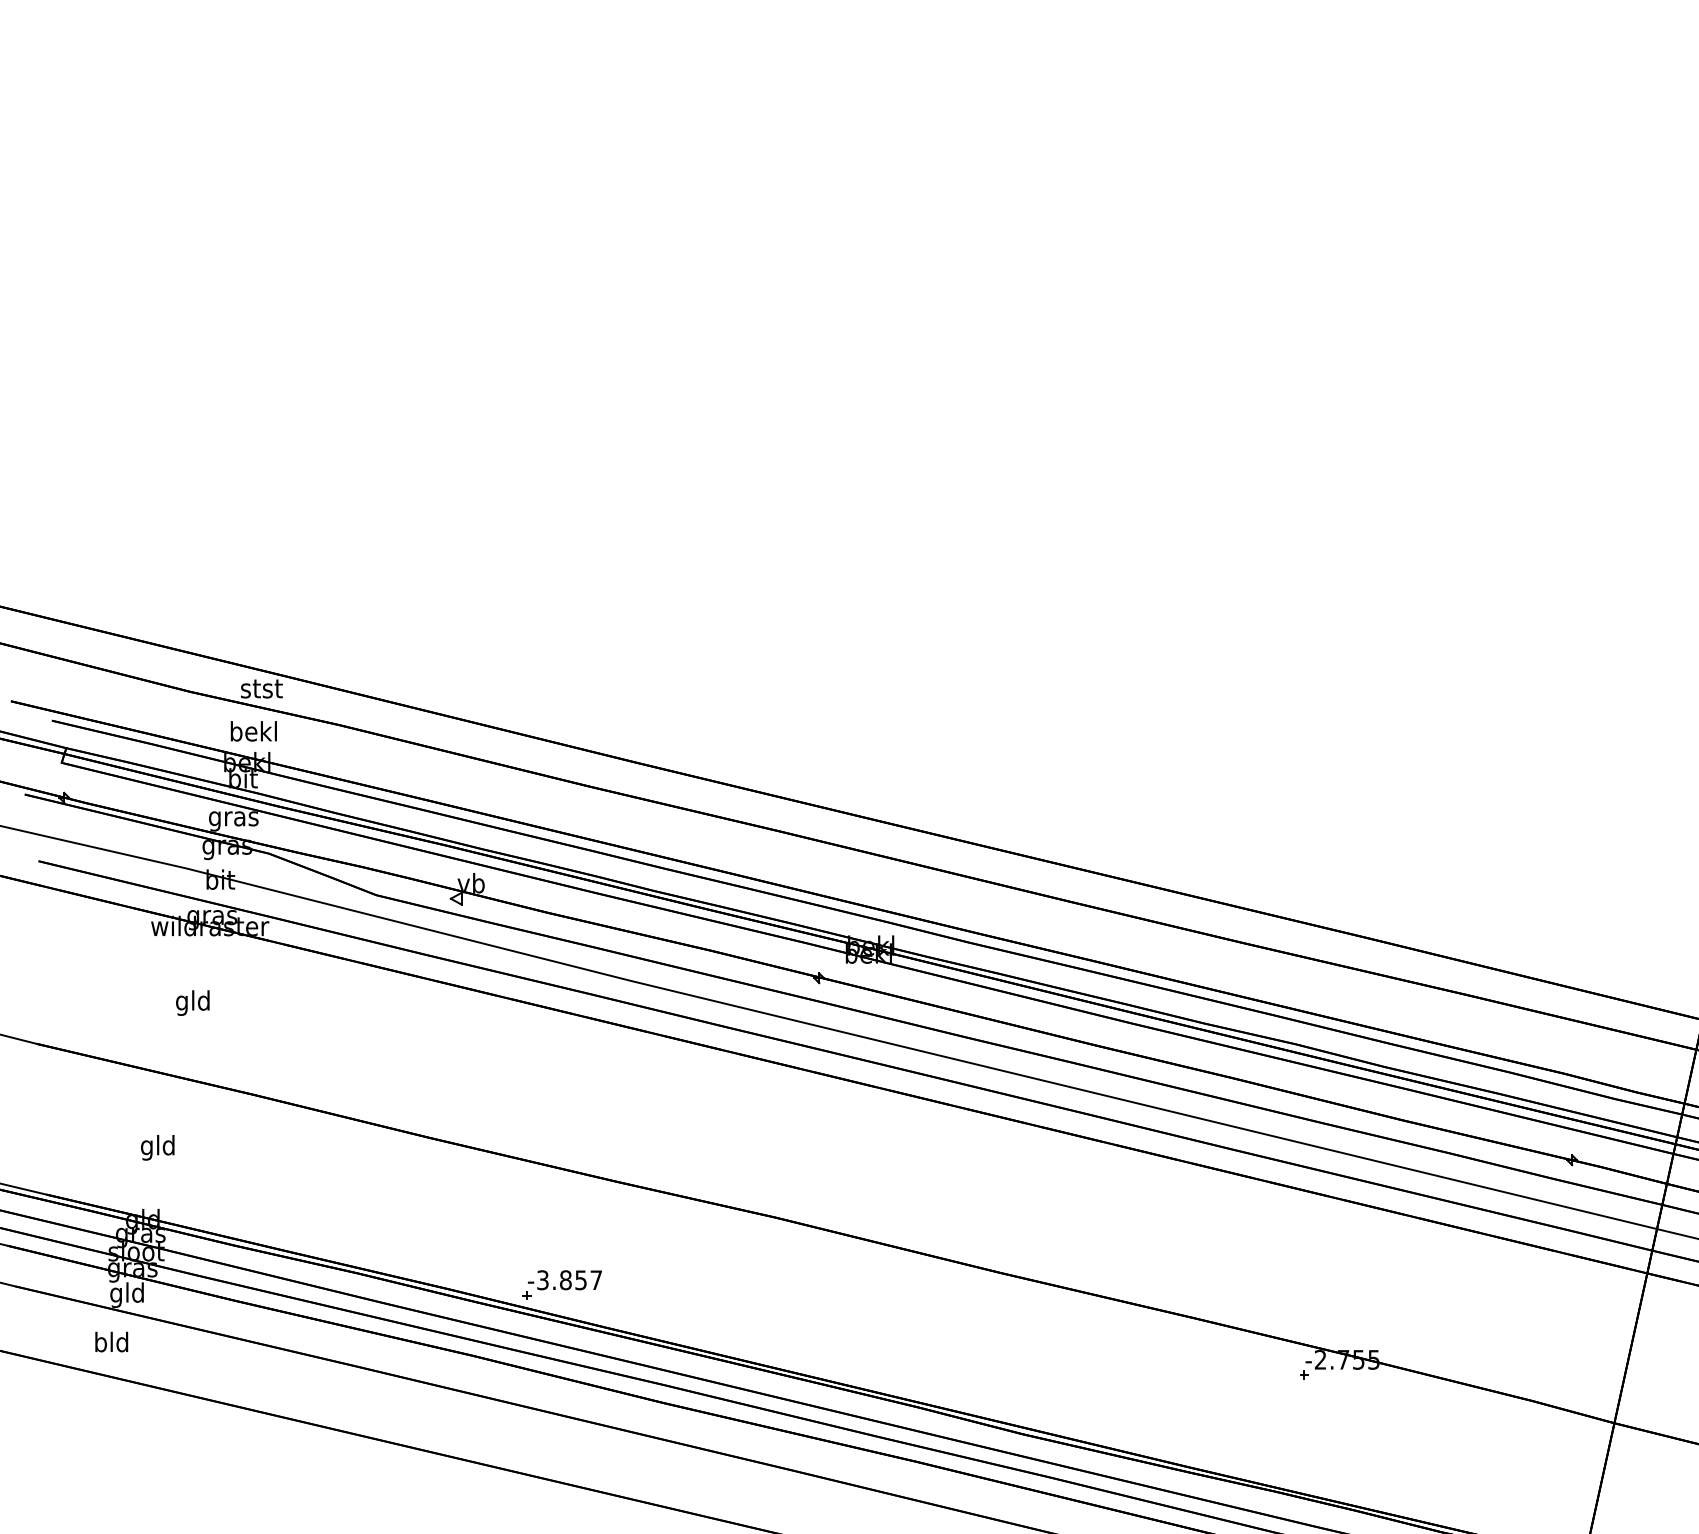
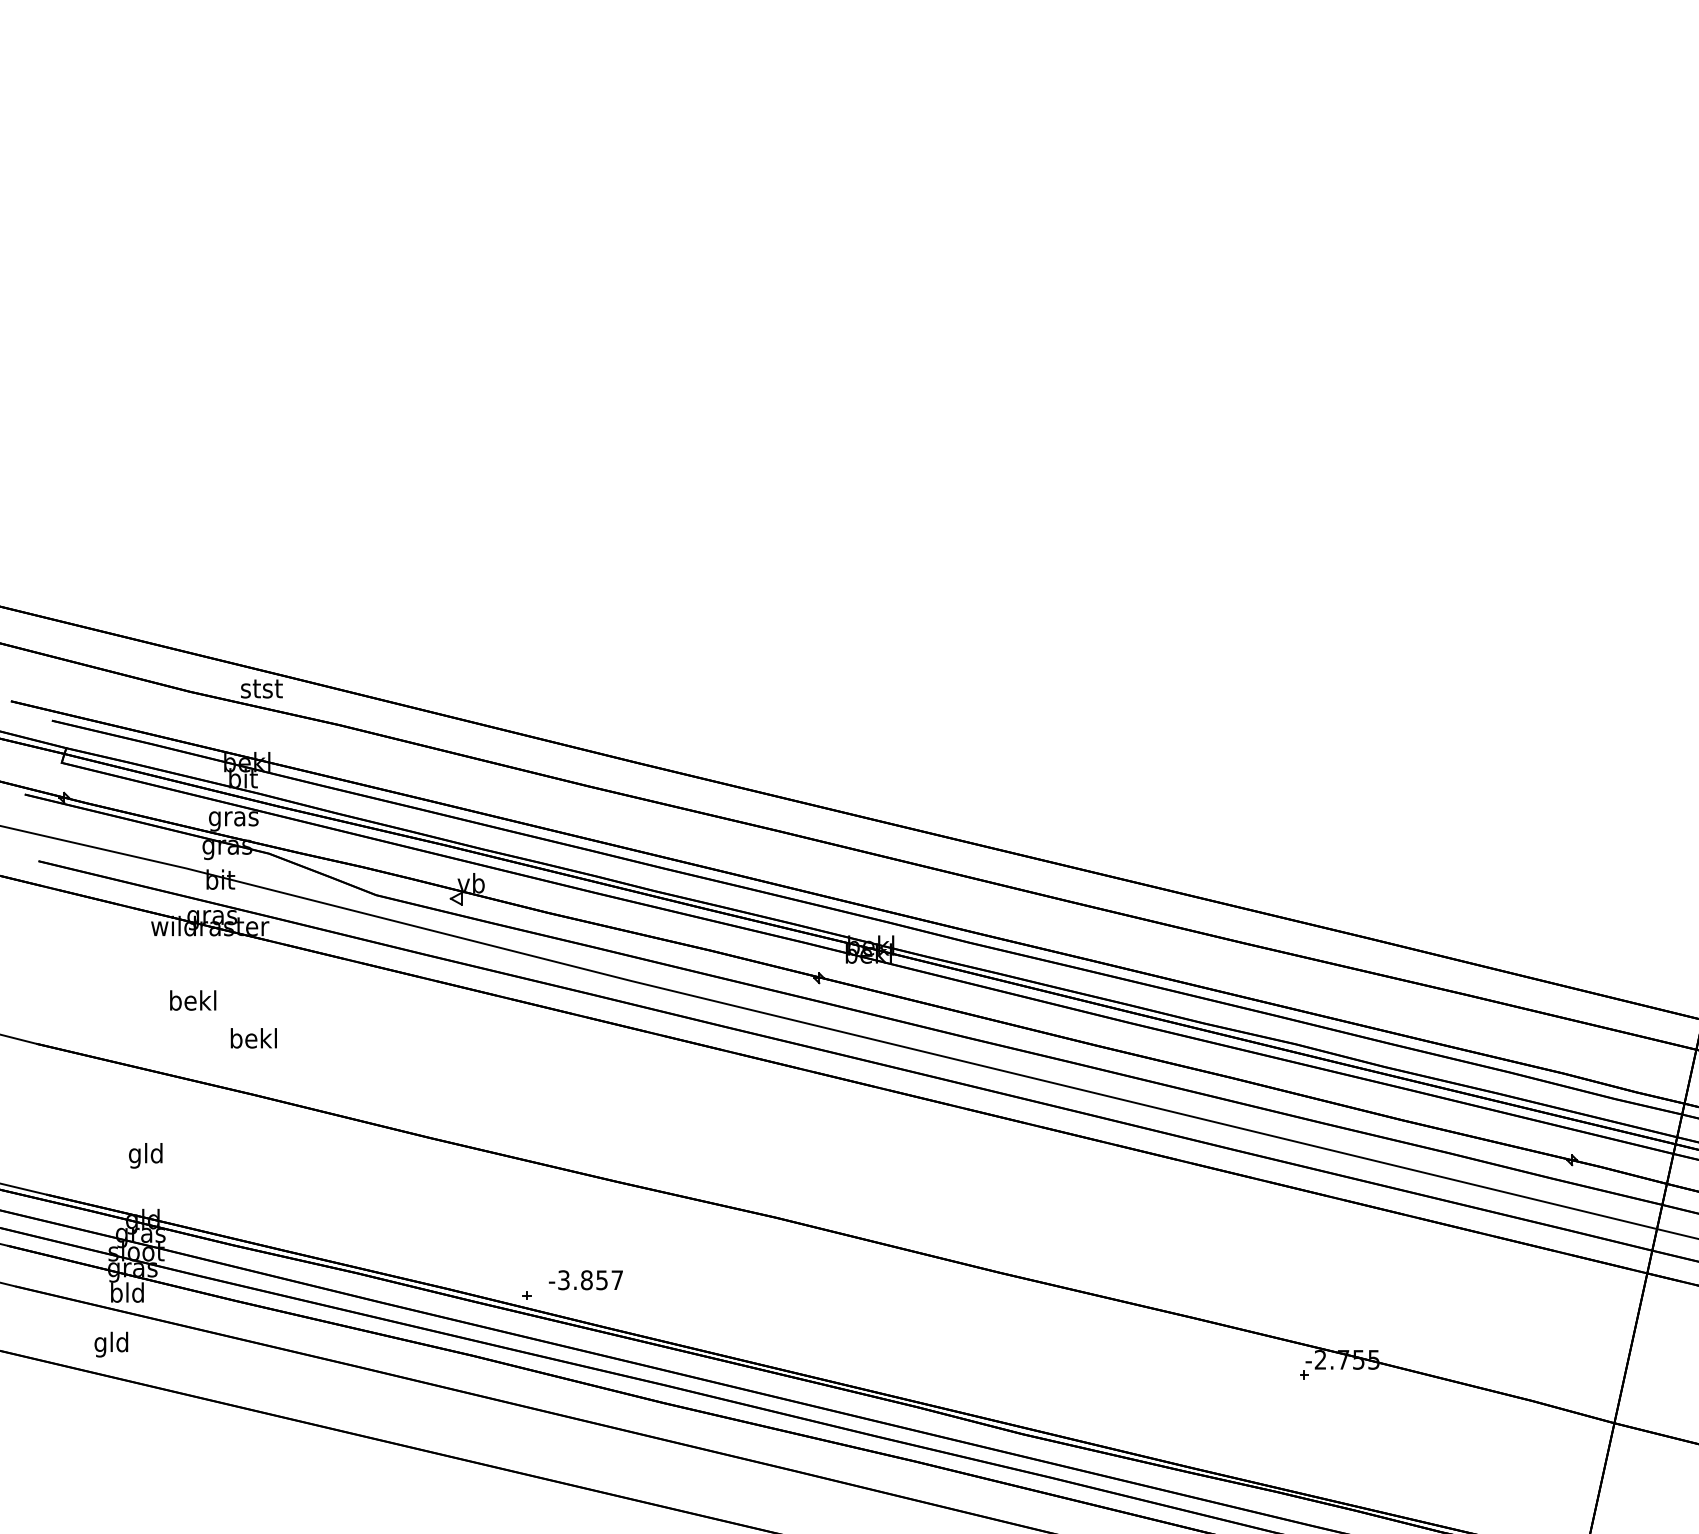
text position: (253, 731) -> (253, 1038) (253, 1038)
text: gld -> bekl (193, 1002)
text position: (157, 1147) -> (145, 1155) (145, 1155)
text position: (564, 1280) -> (585, 1280) (585, 1280)
text: gld -> bld (116, 1294)
text: bld -> gld (100, 1344)
